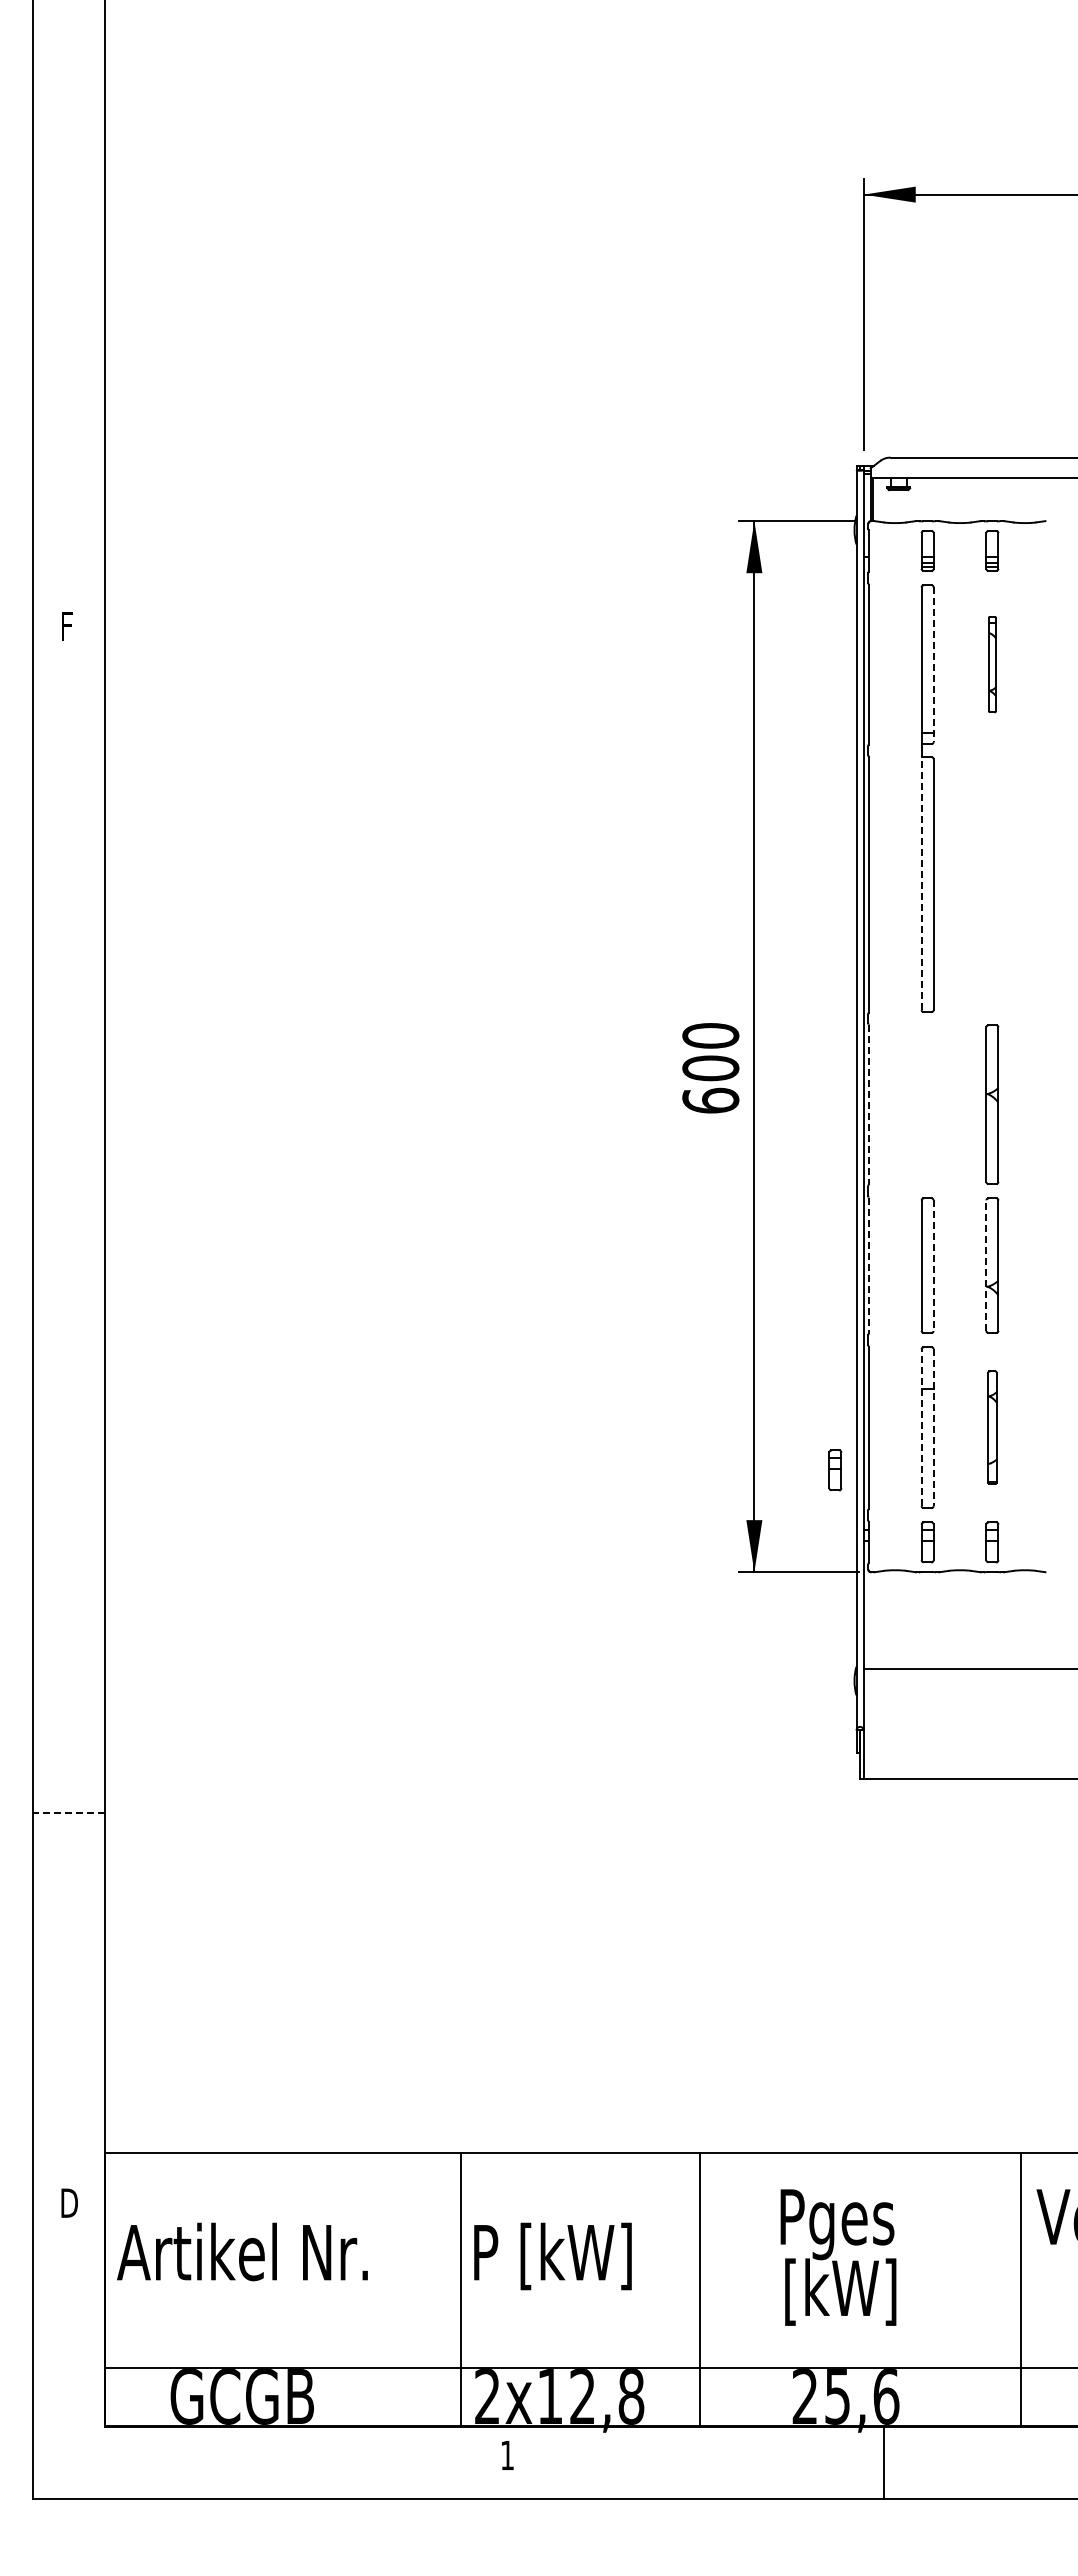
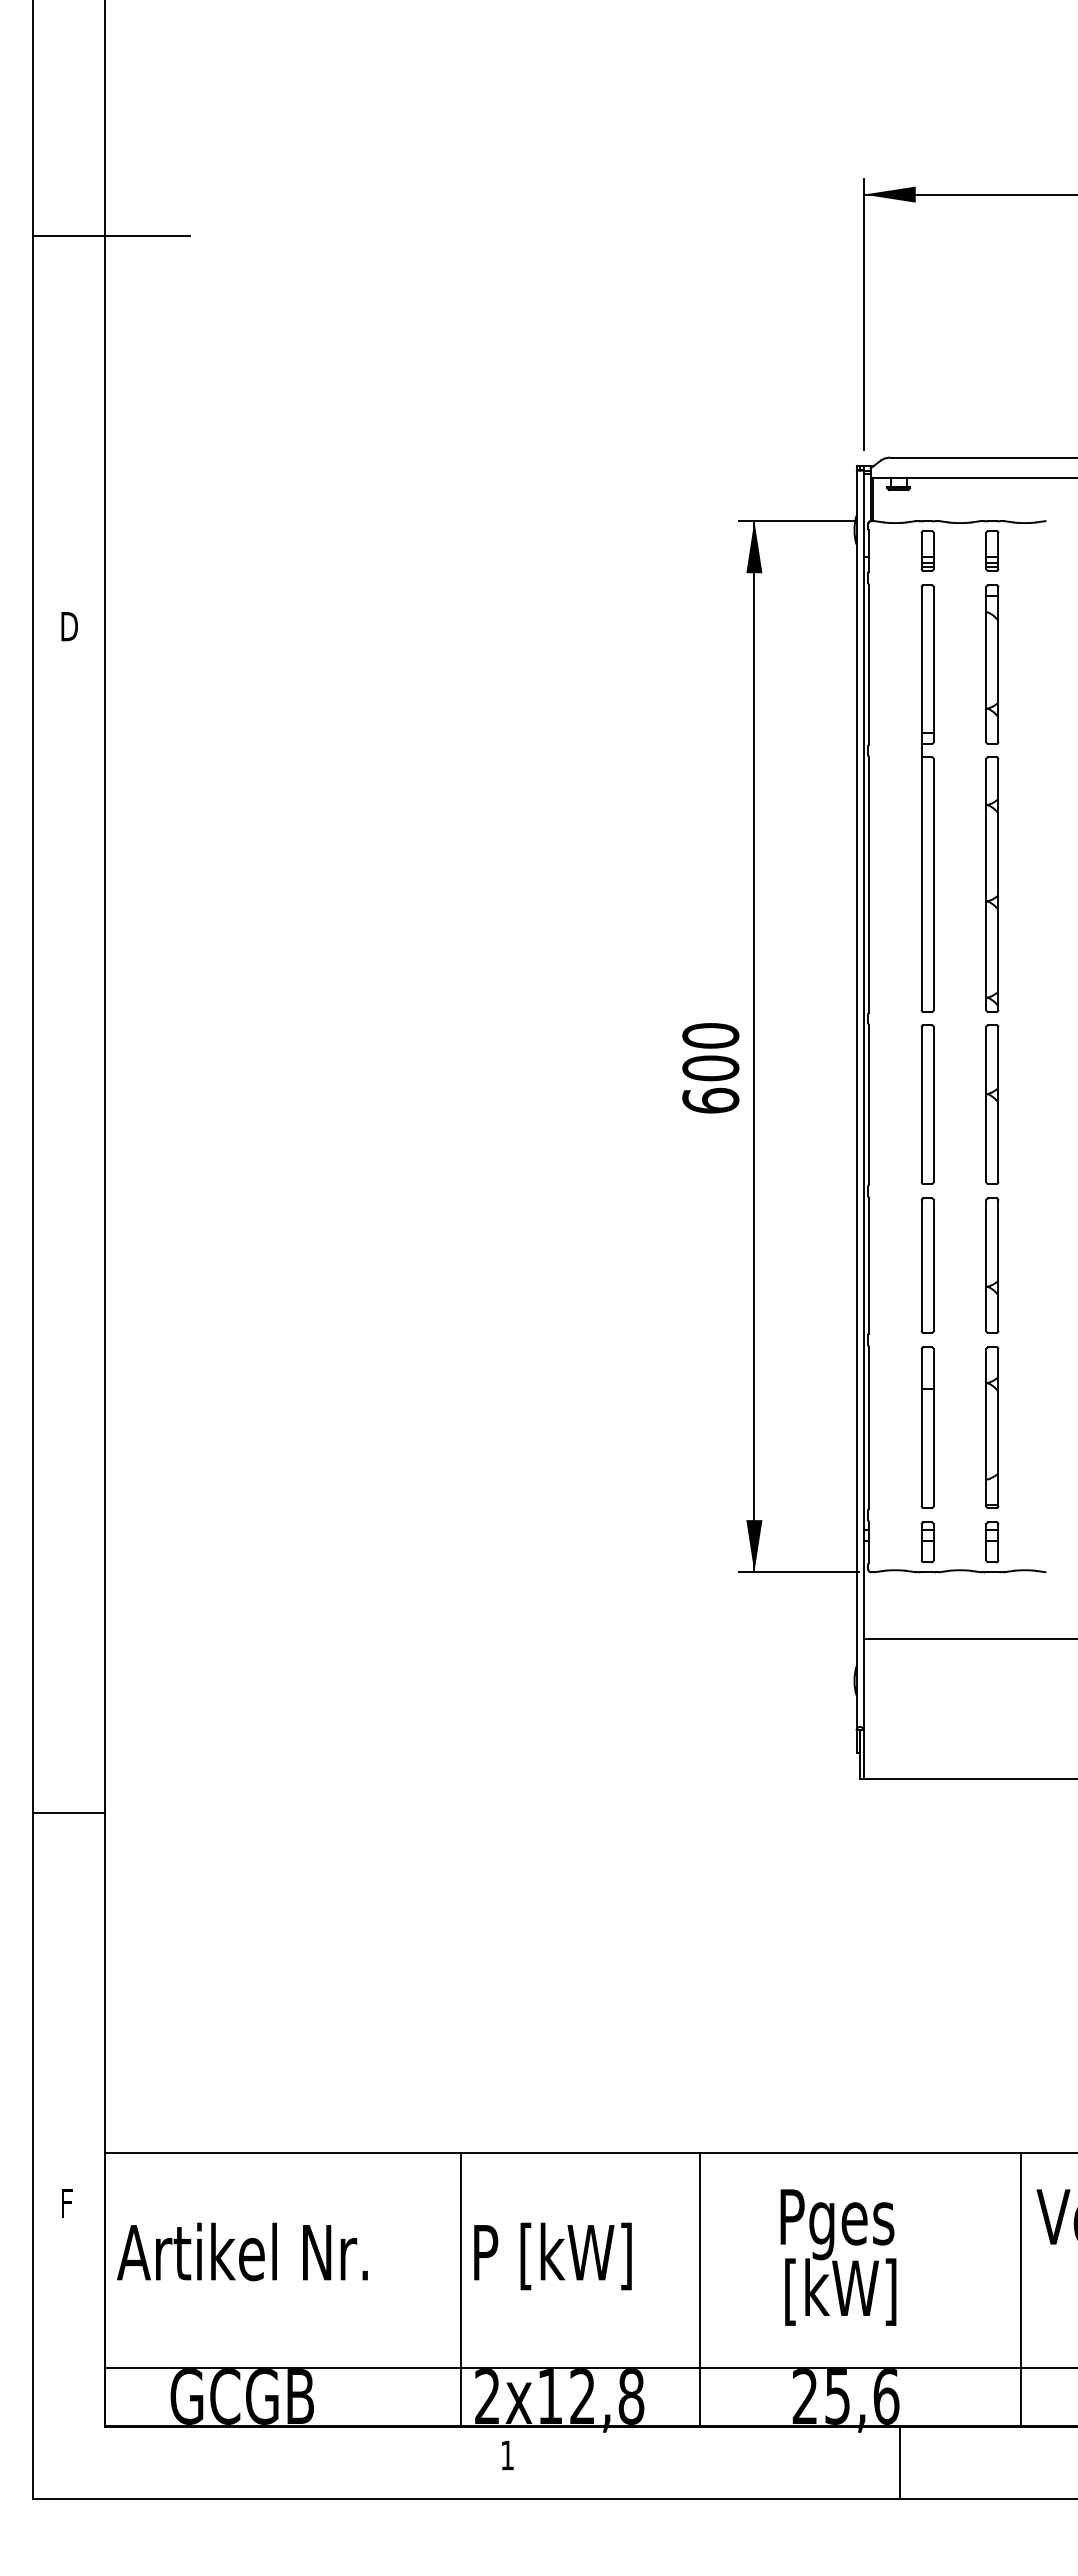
line: none -> present (111, 236)
text: F -> D (69, 626)
part size: 9x98 px -> 15x161 px (992, 664)
line: dashed -> solid (933, 665)
line: dashed -> solid (921, 882)
part: none -> present (992, 884)
line: dashed -> solid (868, 1104)
part: none -> present (927, 1104)
line: dashed -> solid (868, 1265)
line: dashed -> solid (986, 1265)
line: dashed -> solid (933, 1266)
line: dashed -> solid (921, 1427)
part size: 11x115 px -> 15x163 px (992, 1427)
line: dashed -> solid (933, 1428)
part: present -> none (835, 1470)
line position: (968, 1669) -> (968, 1639) (968, 1639)
line: dashed -> solid (68, 1812)
text: D -> F (69, 2202)
line position: (883, 2462) -> (899, 2462) (899, 2462)
